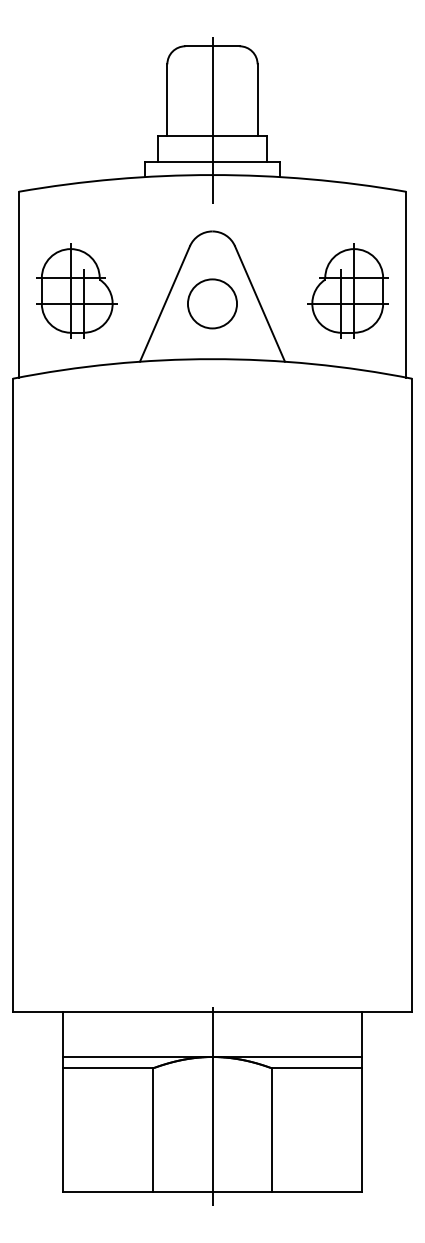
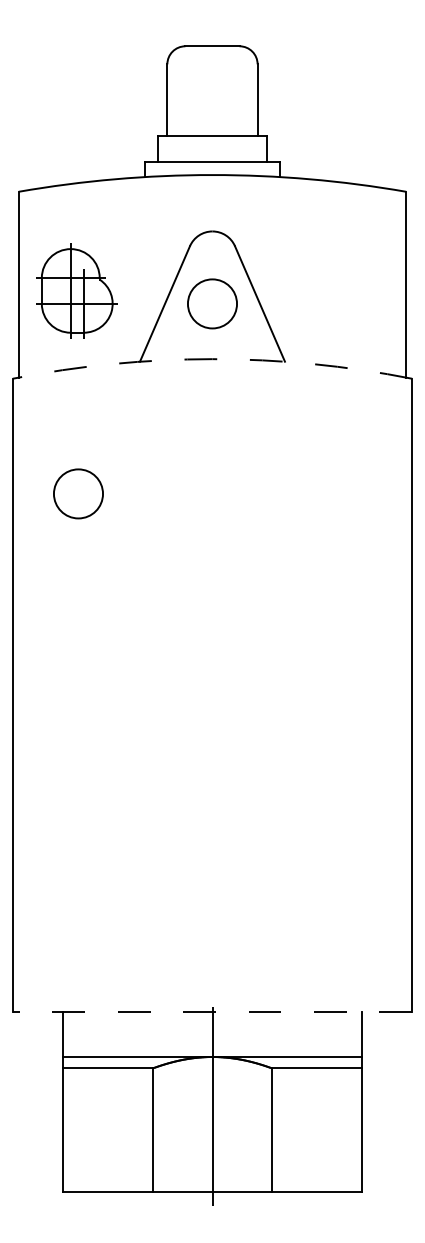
line: present -> none (212, 120)
part: present -> none (347, 290)
arc: solid -> dashed (212, 359)
circle: none -> present (78, 493)
line: solid -> dashed (212, 1011)
